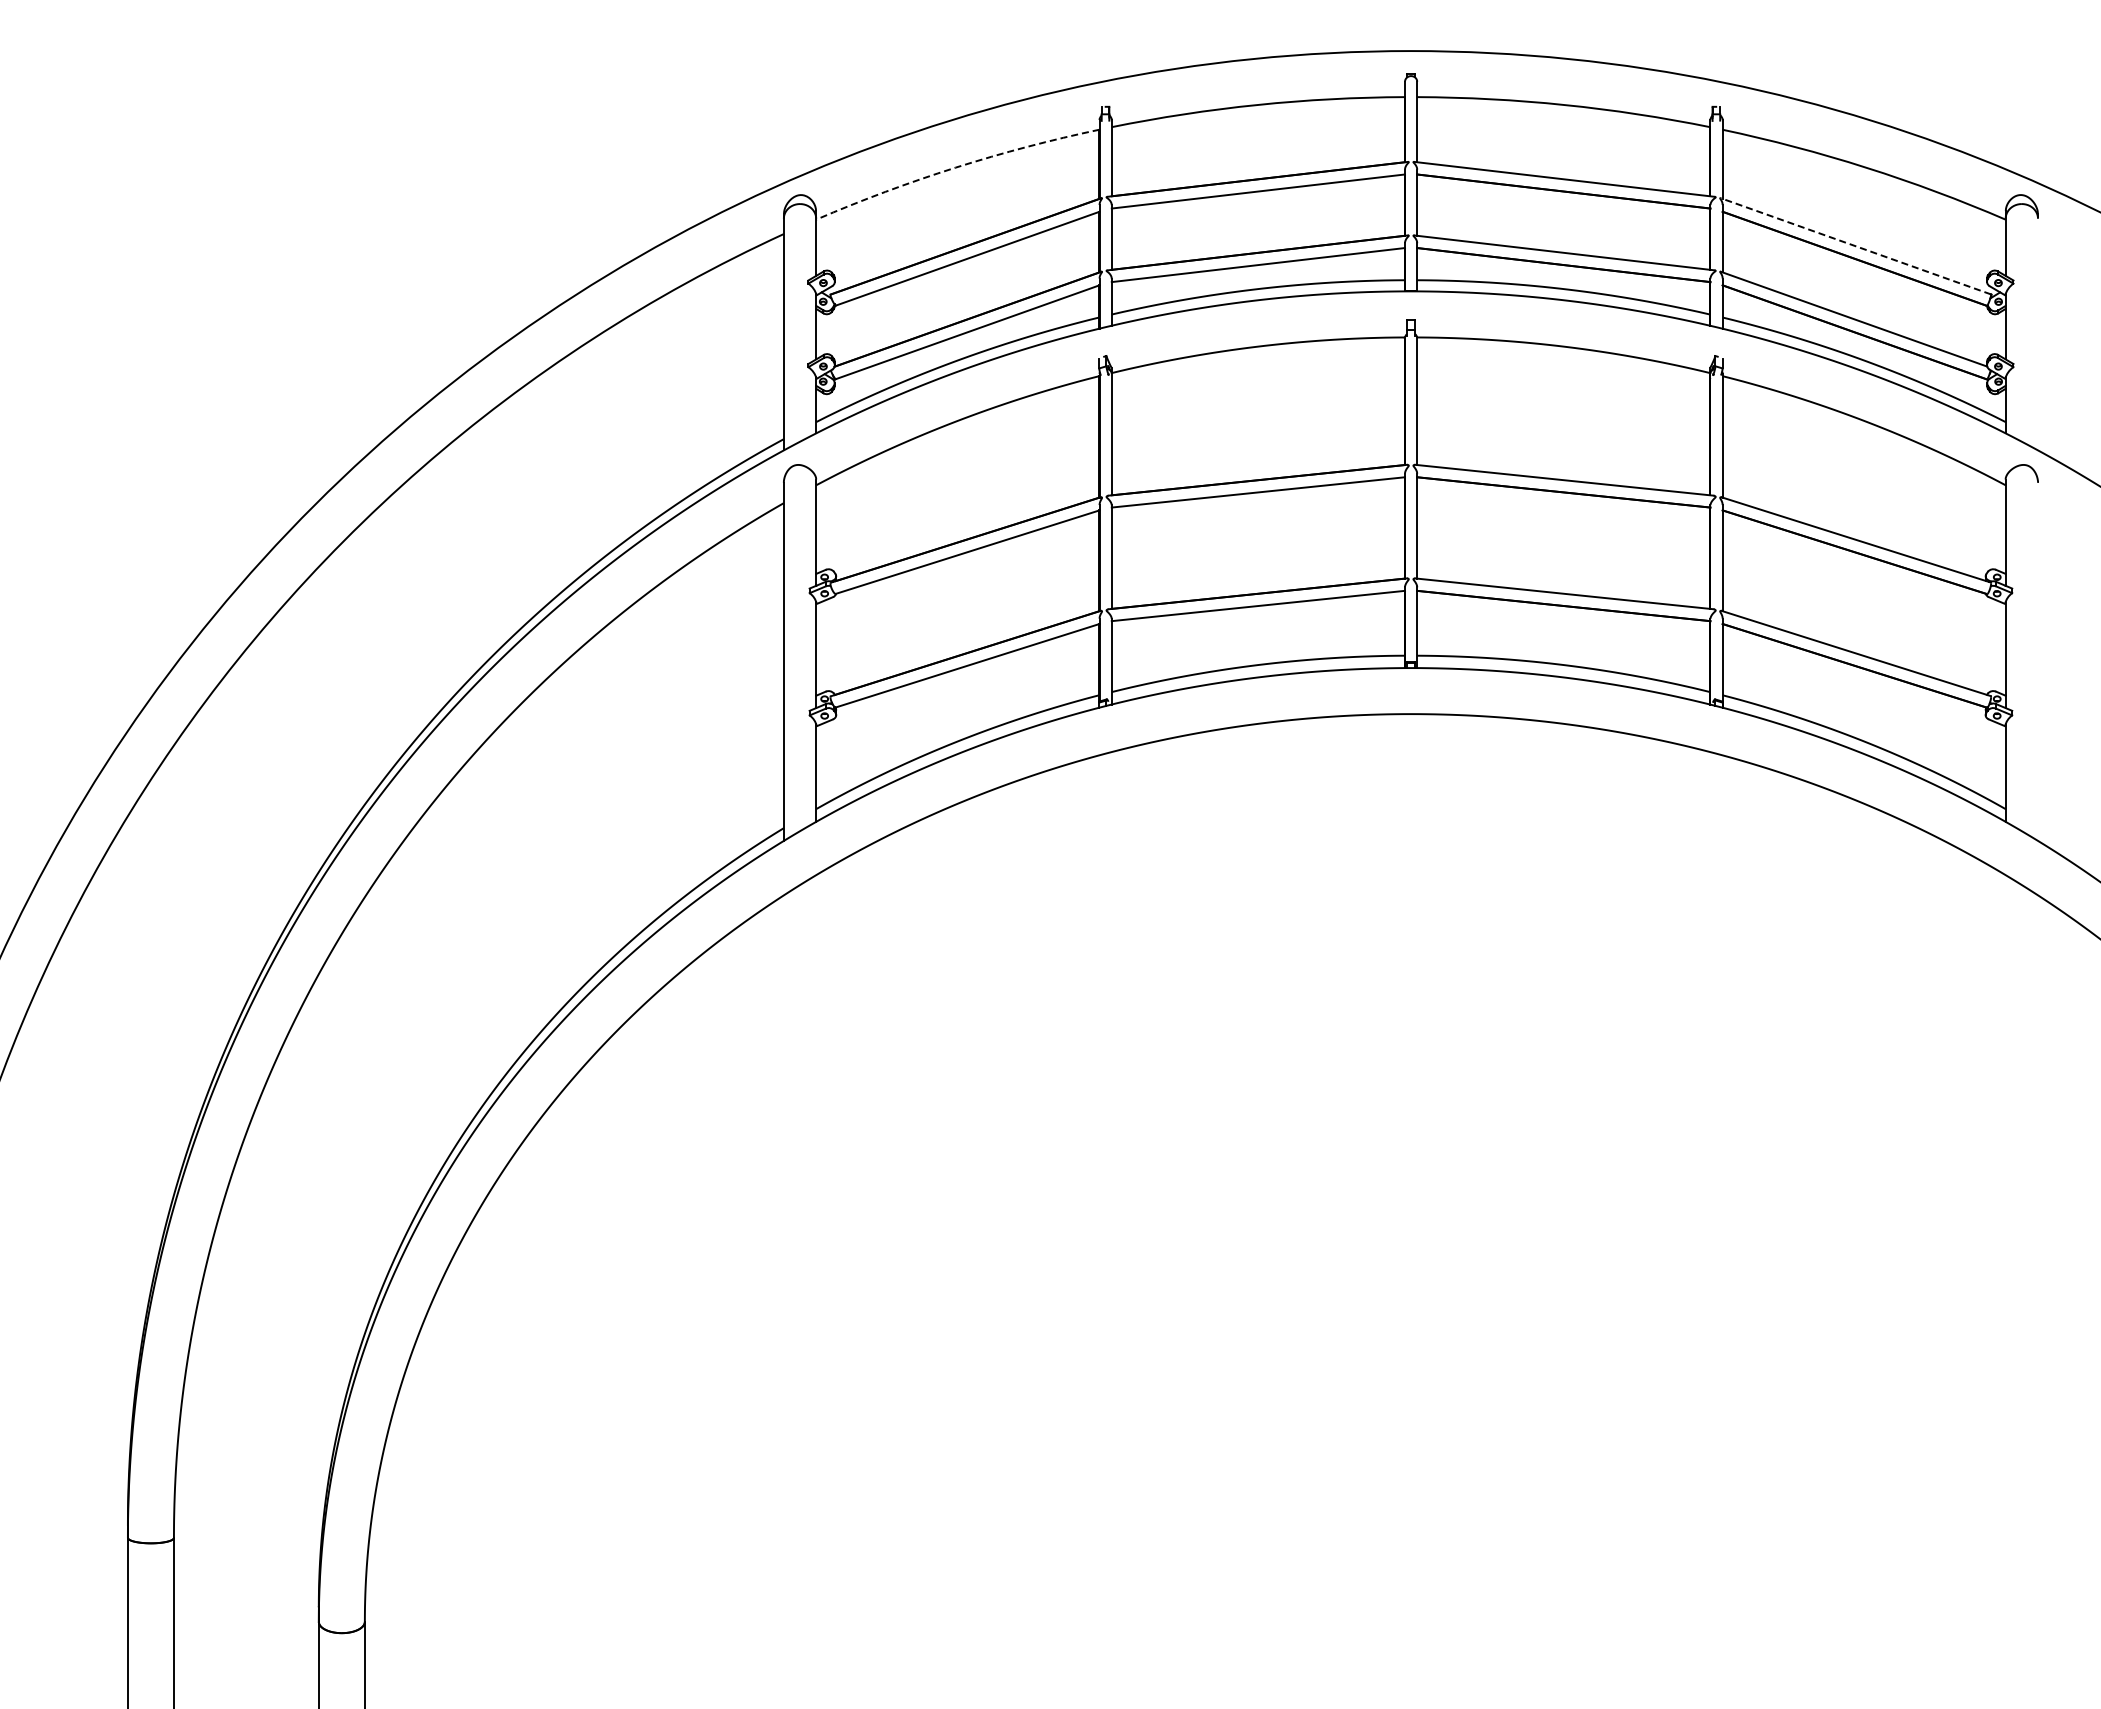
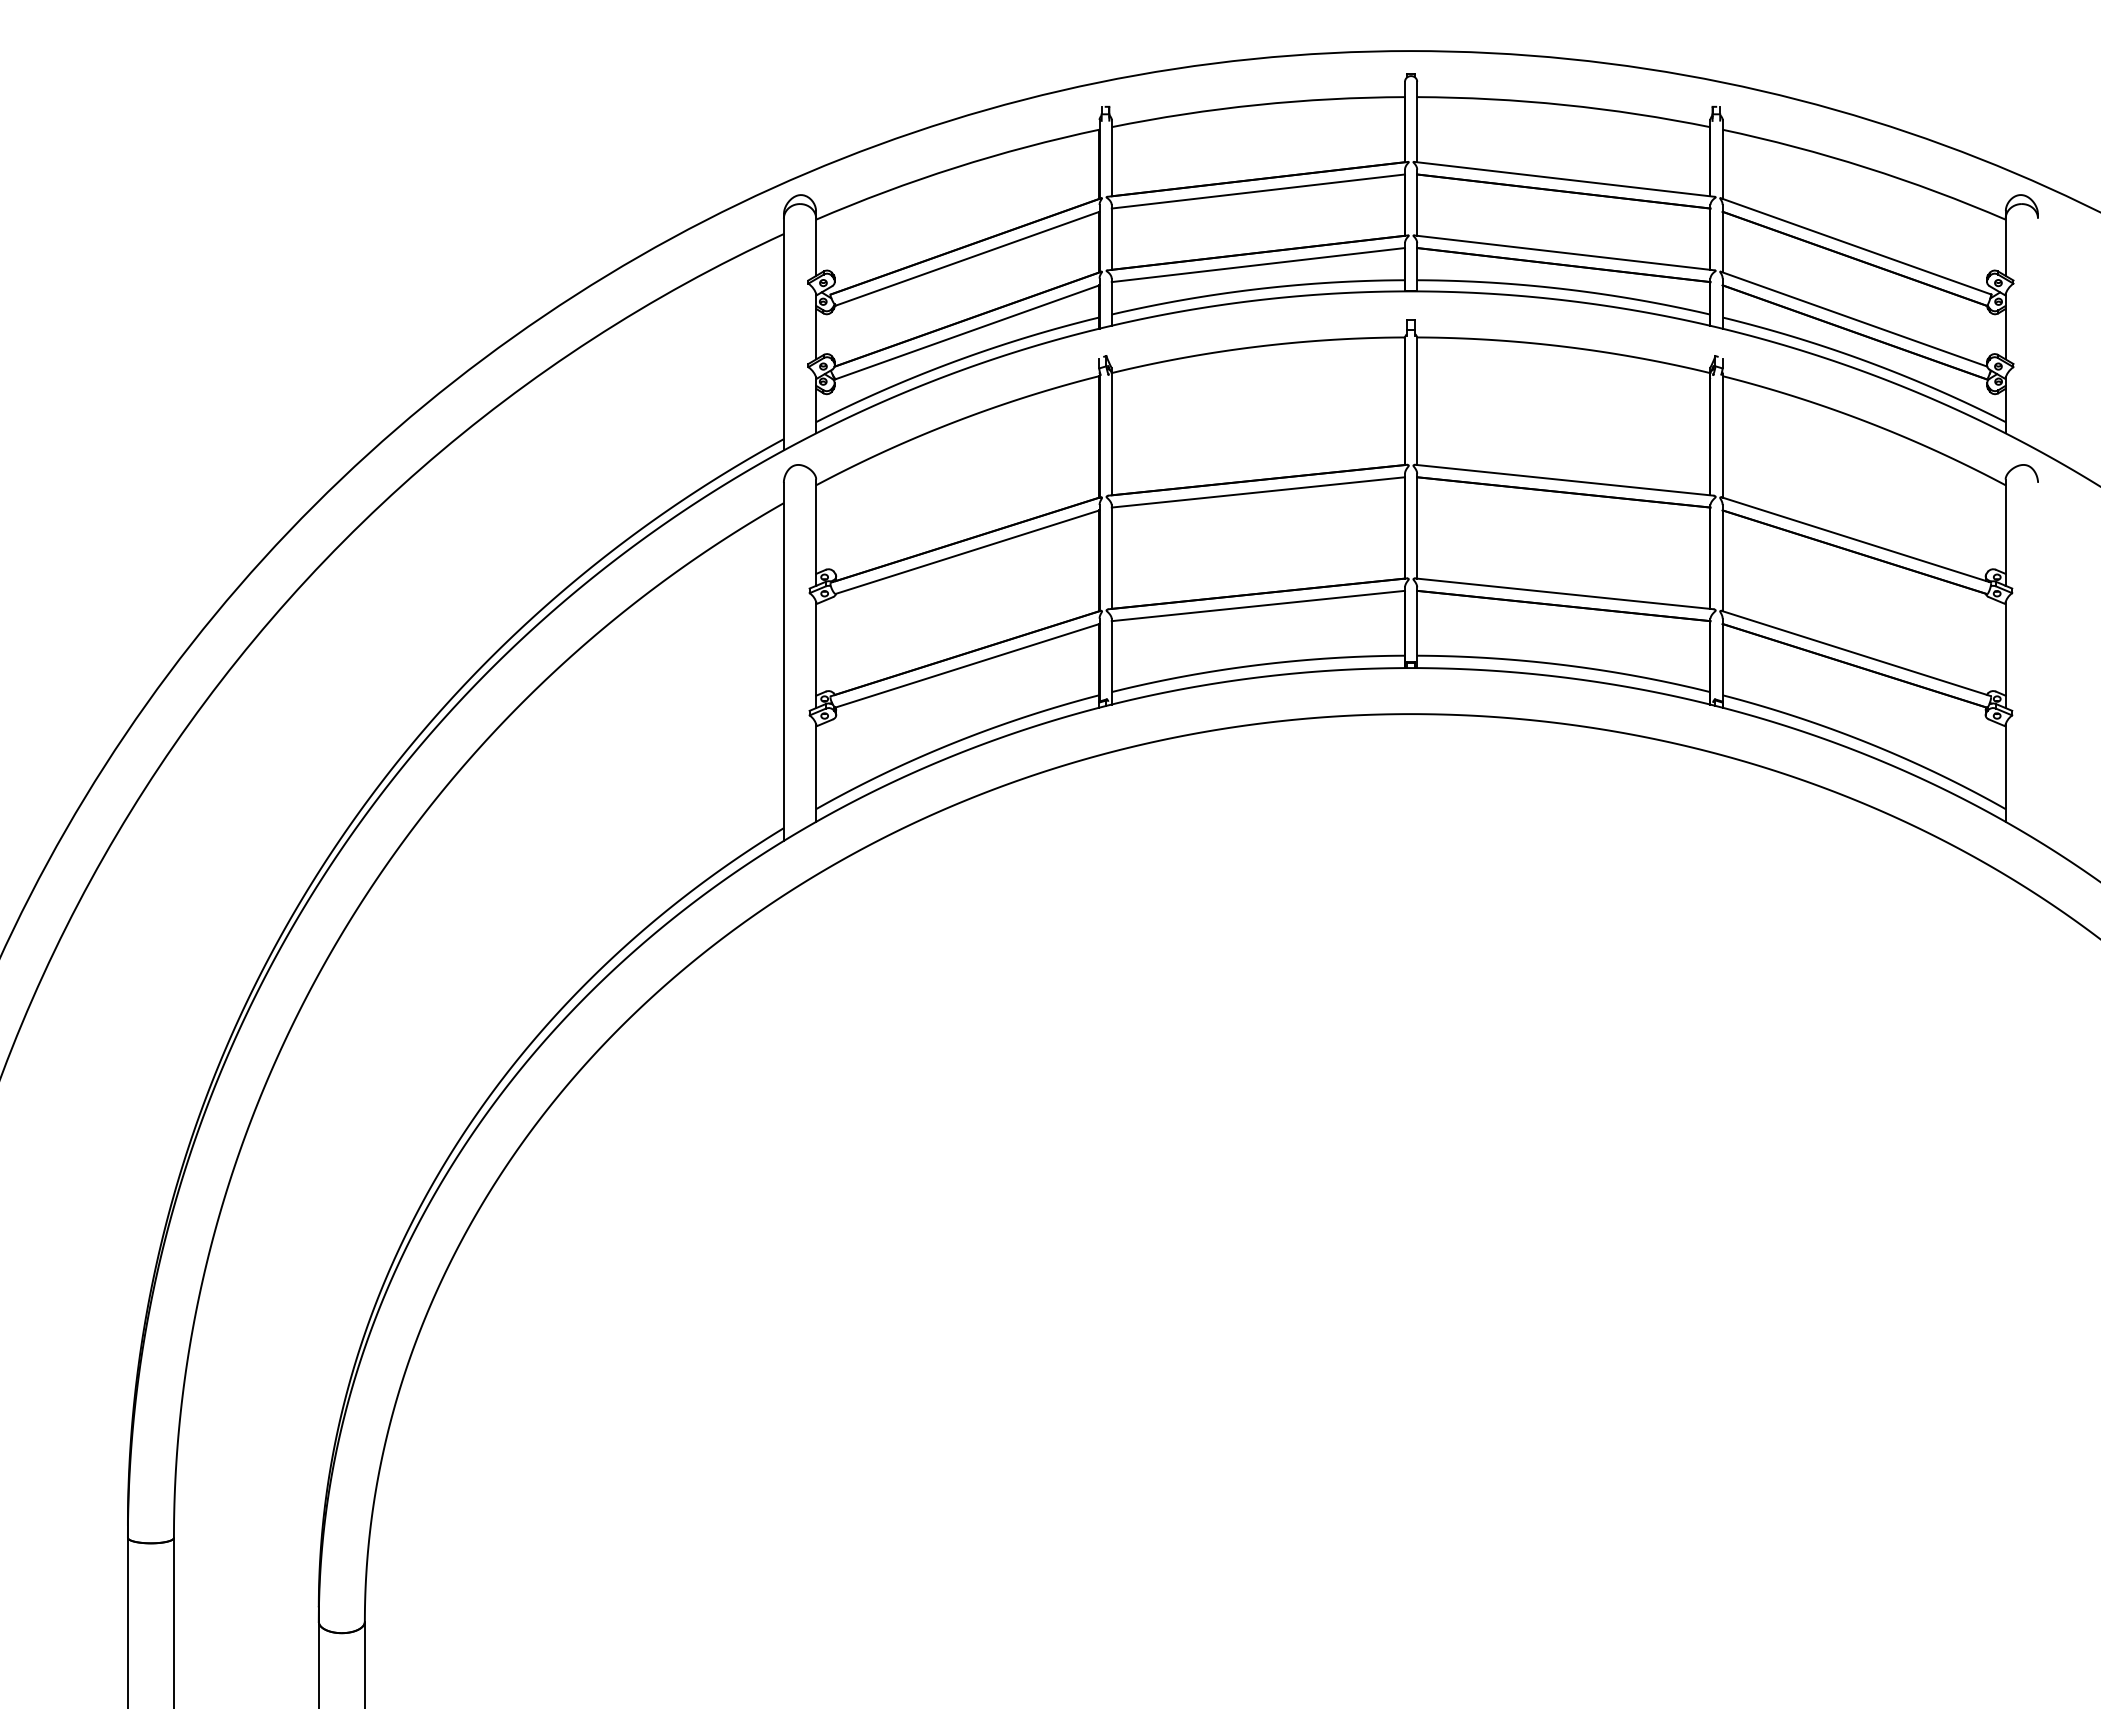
arc: dashed -> solid (955, 167)
line: dashed -> solid (1855, 246)
